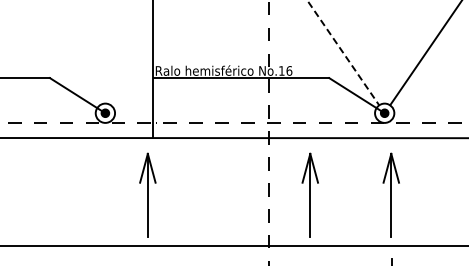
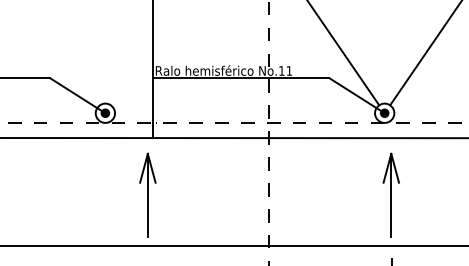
line: dashed -> solid (343, 53)
text: No.16 -> No.11 (289, 70)
part: present -> none (309, 194)
